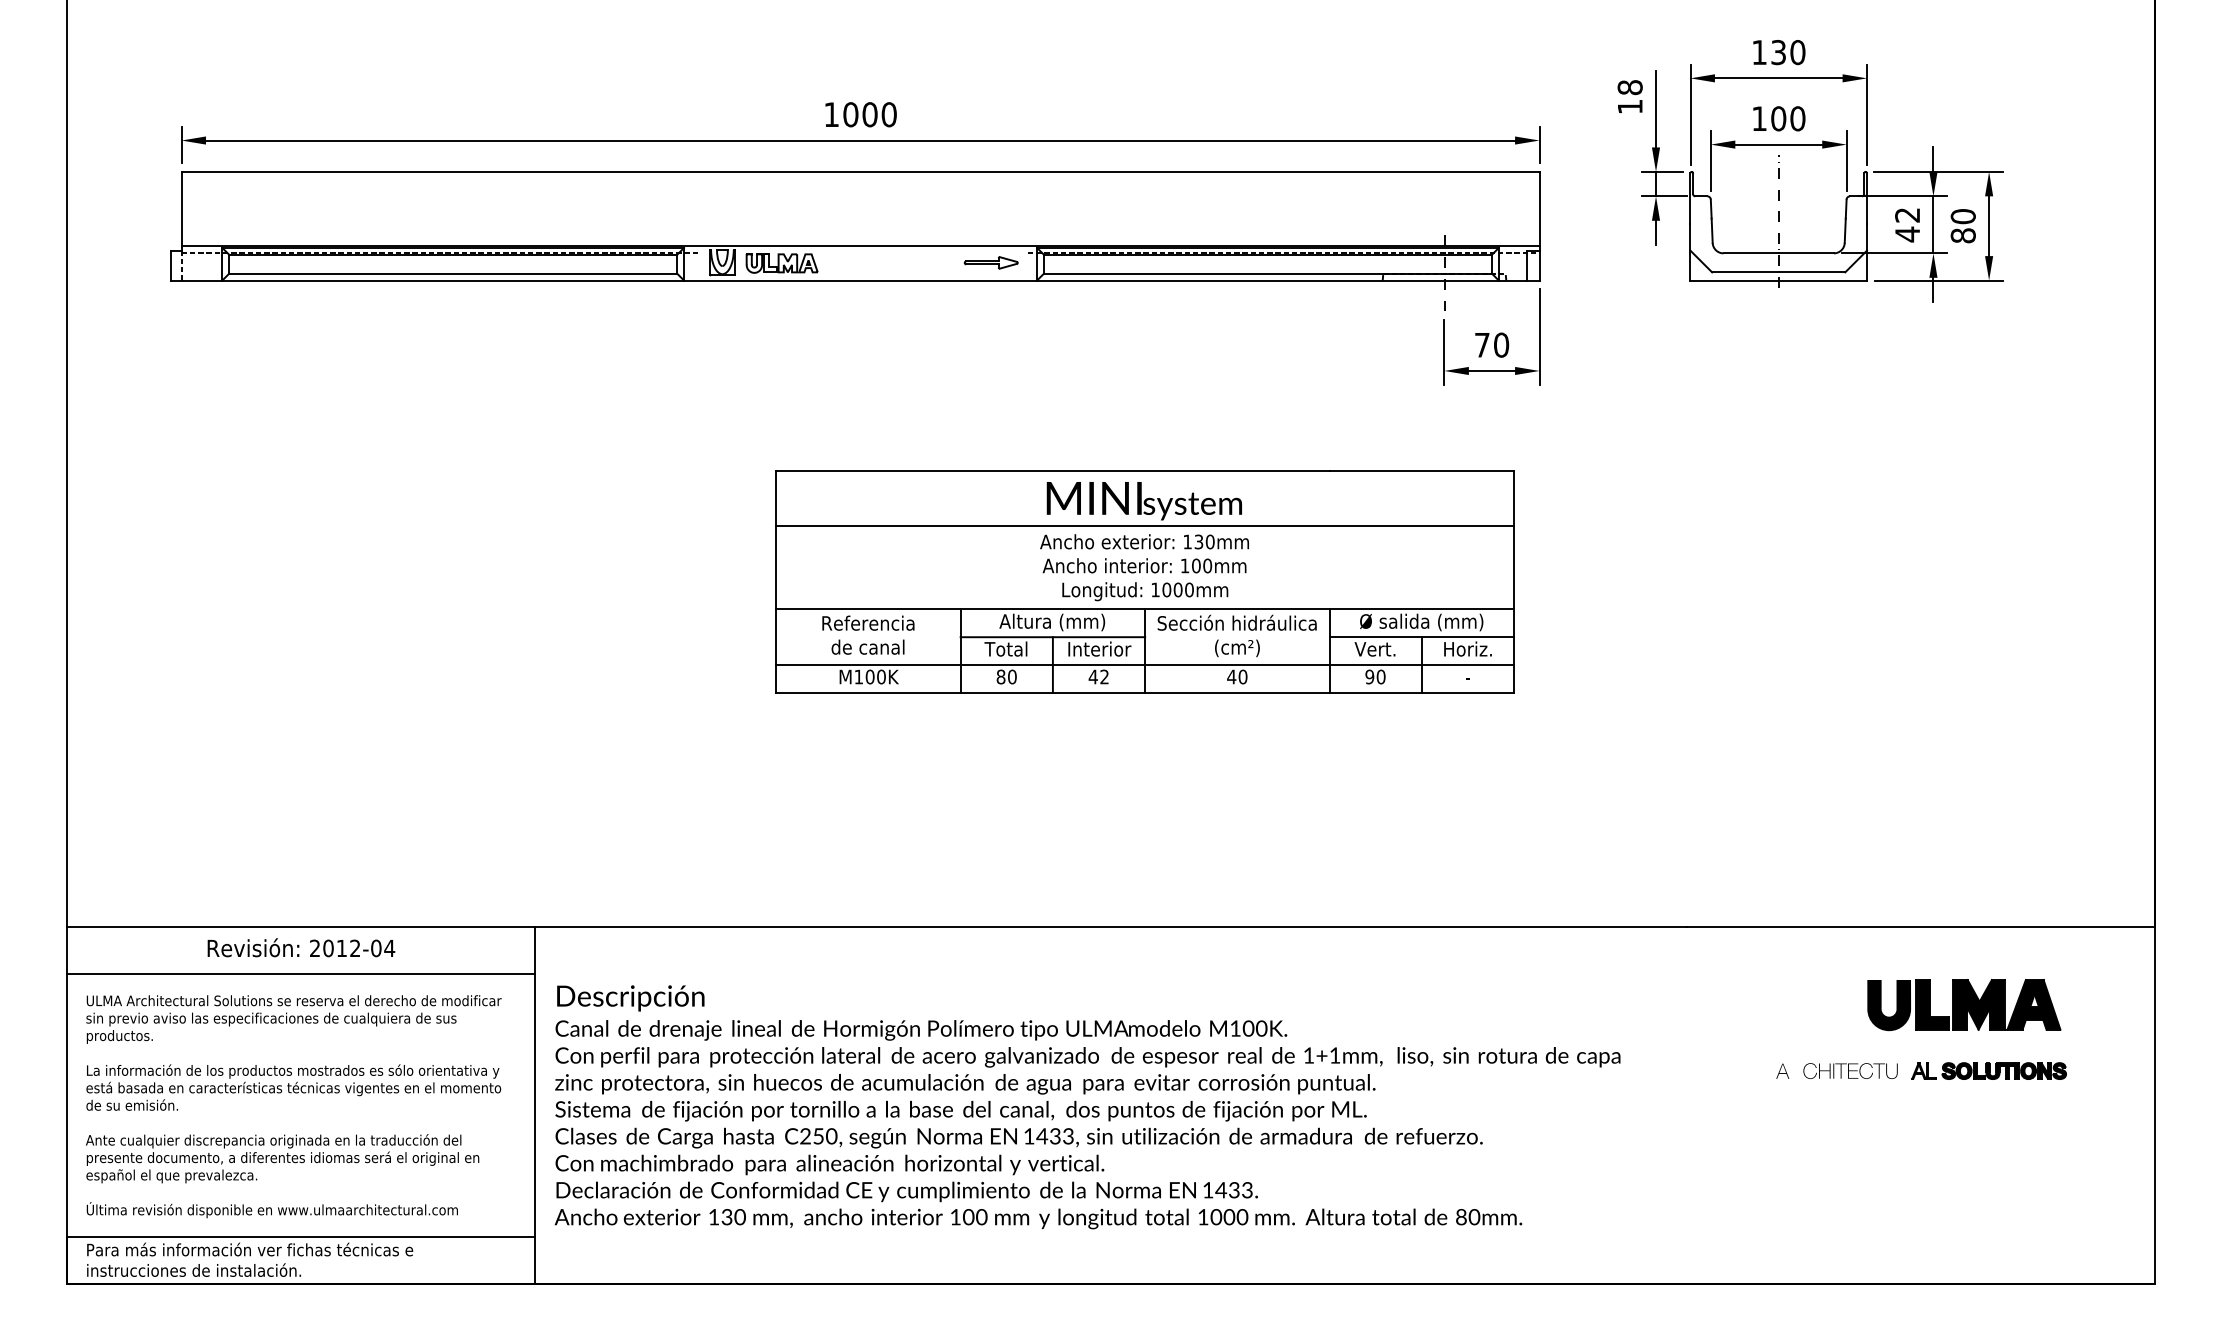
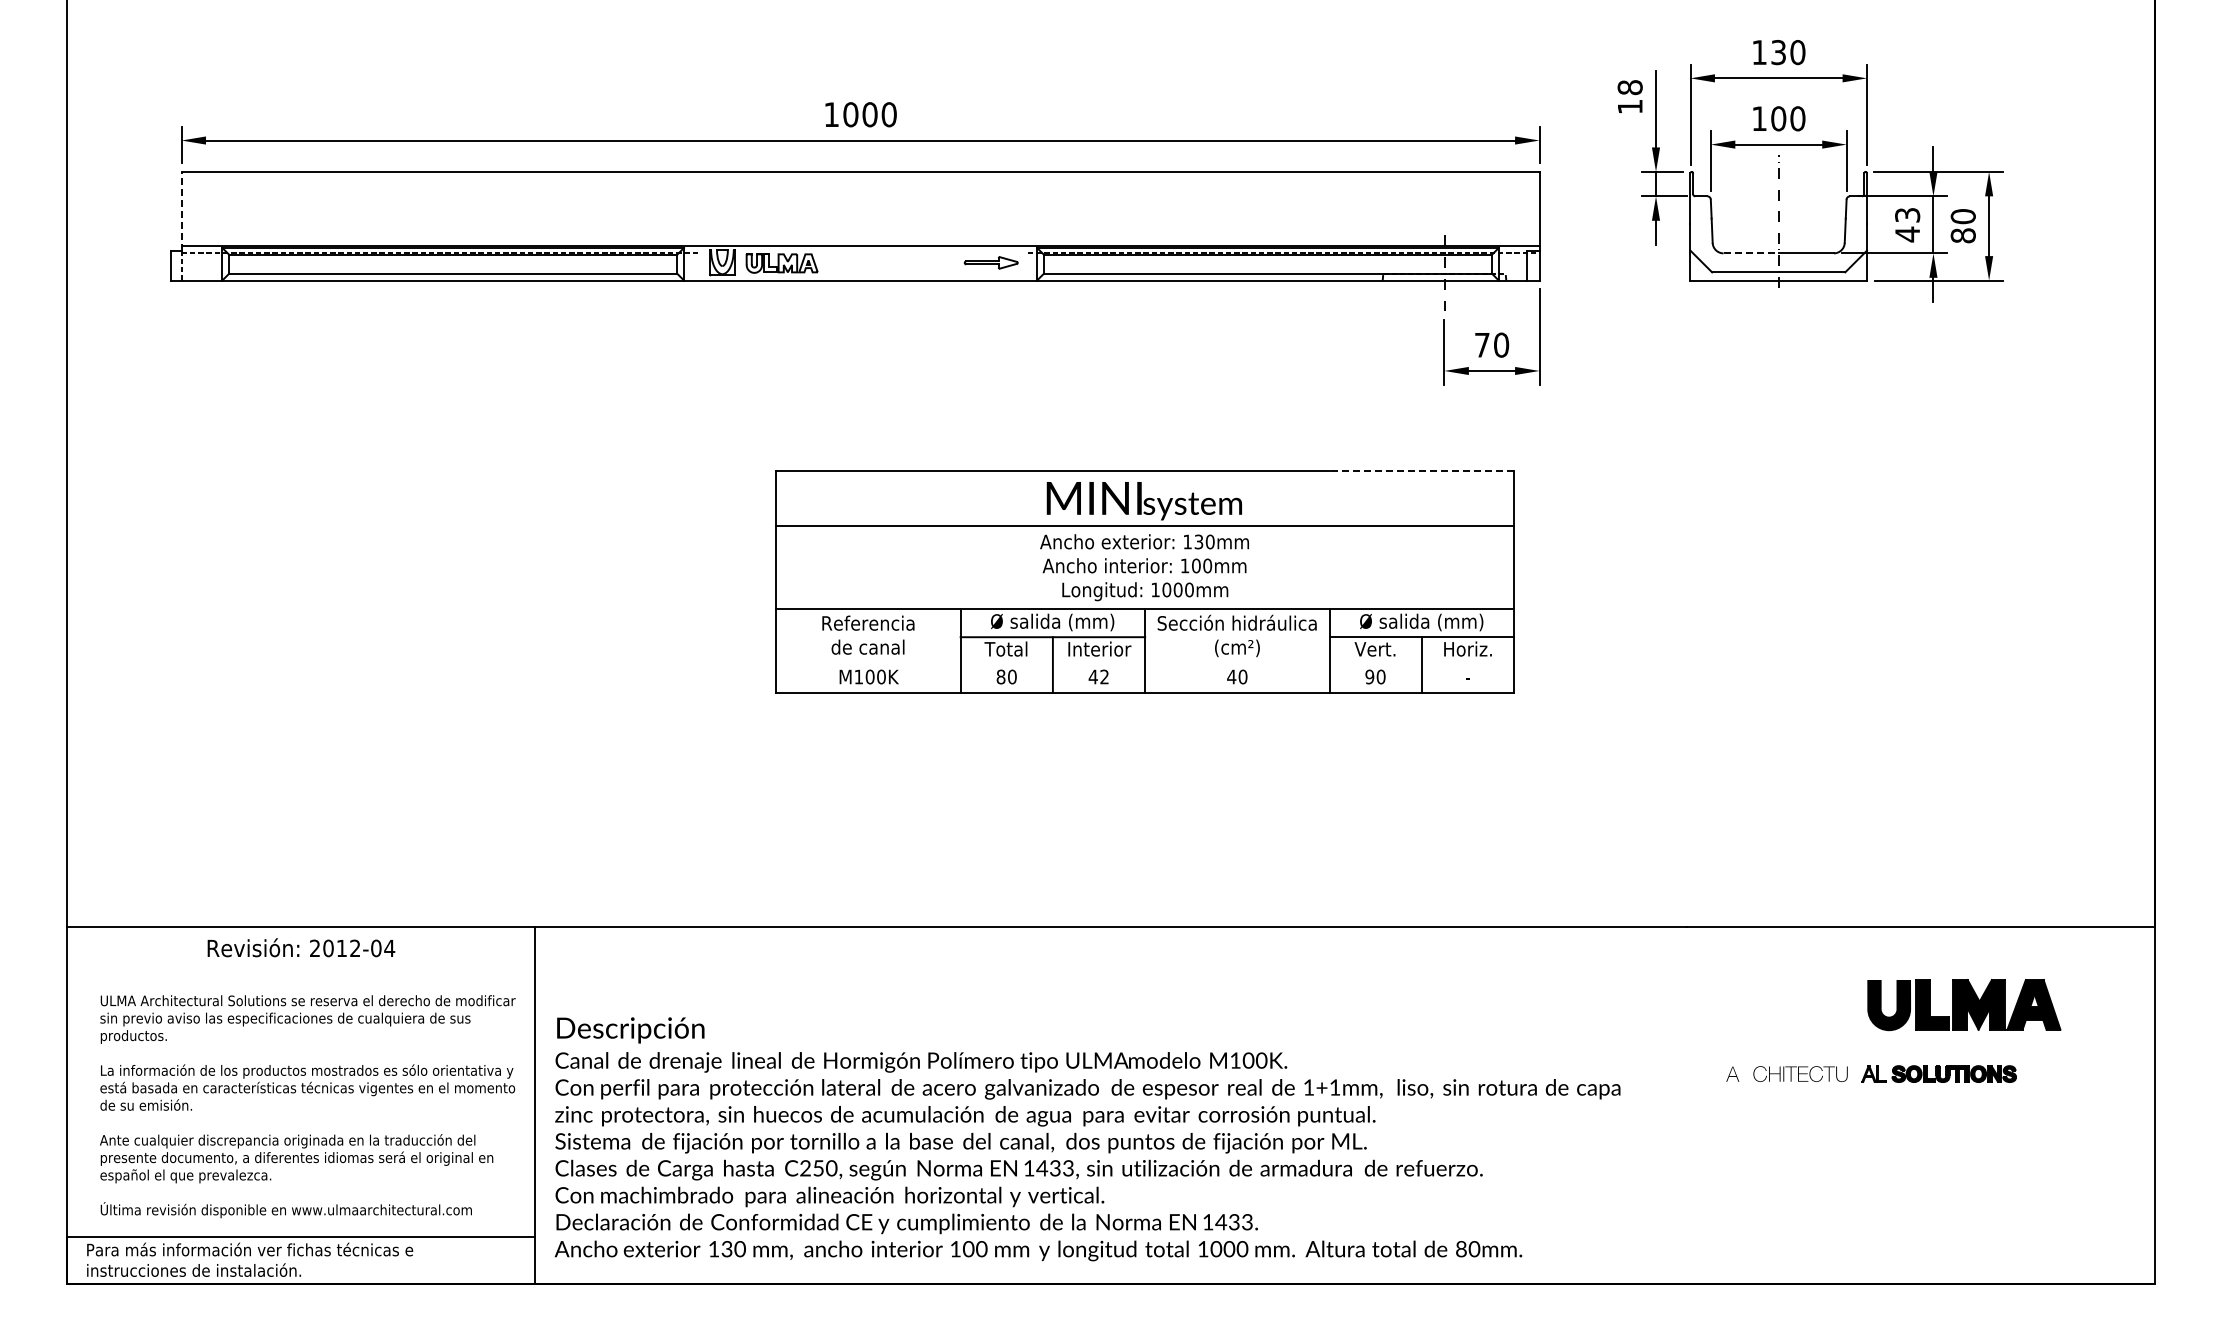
line: solid -> dashed (181, 210)
text: 42 -> 43 (1907, 215)
line: solid -> dashed (1751, 253)
line: solid -> dashed (1421, 470)
text: Altura (mm) -> Ø salida (mm) (1052, 622)
line: present -> none (1145, 664)
line: present -> none (300, 974)
part position: (1921, 1070) -> (1871, 1073) (1871, 1073)
text position: (293, 1106) -> (307, 1106) (307, 1106)
text position: (1087, 1107) -> (1087, 1139) (1087, 1139)
